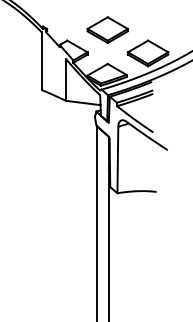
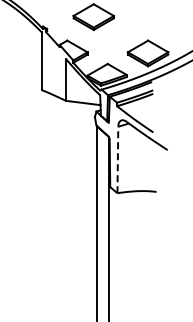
part position: (107, 30) -> (93, 17) (93, 17)
line: solid -> dashed (117, 159)
